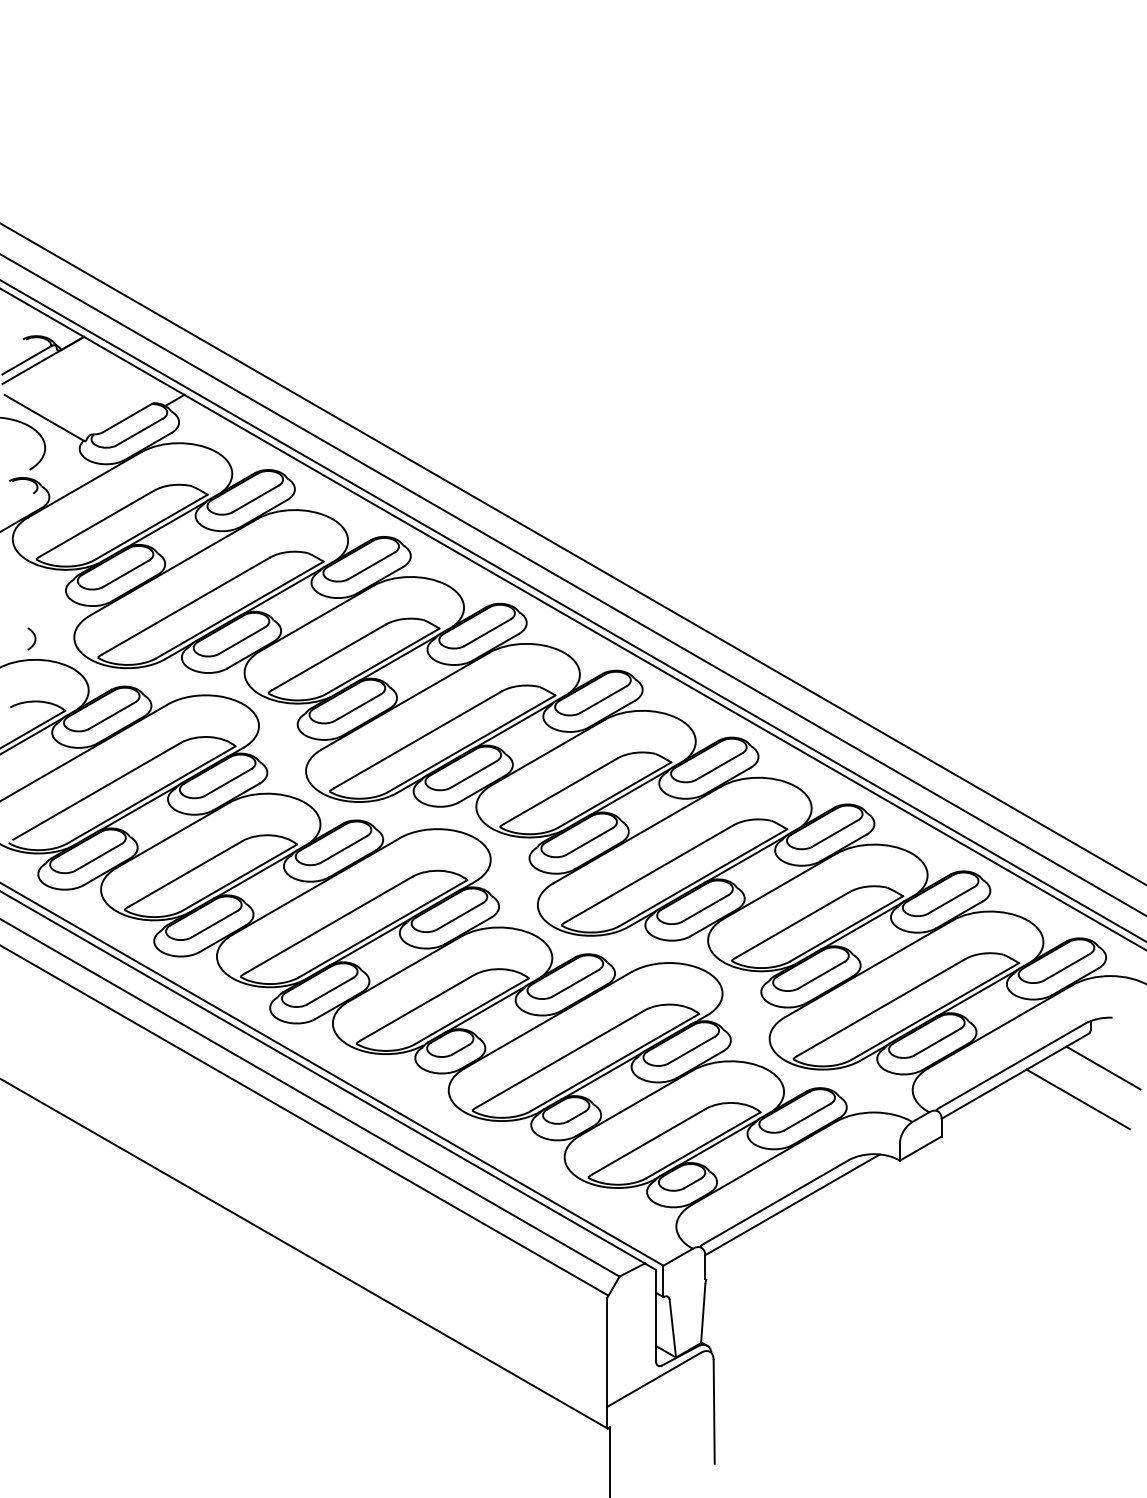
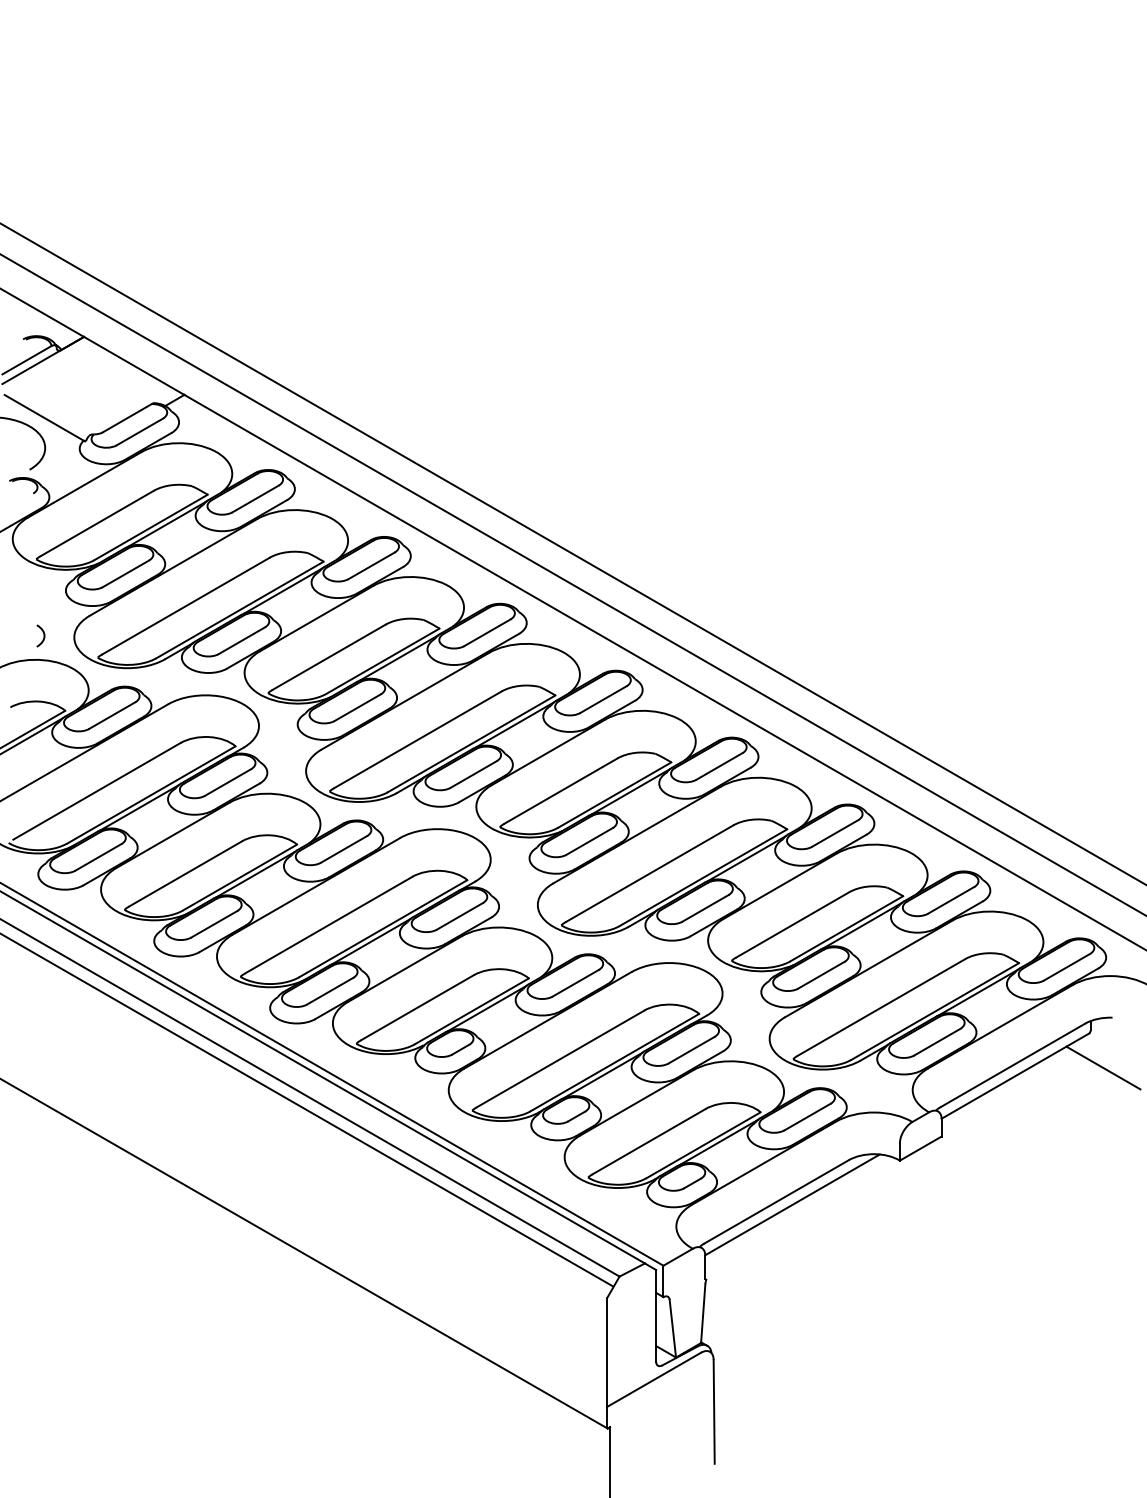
line: present -> none (572, 610)
curve position: (34, 638) -> (43, 635) (43, 635)
line: present -> none (1077, 1099)
line position: (304, 1120) -> (307, 1110) (307, 1110)
